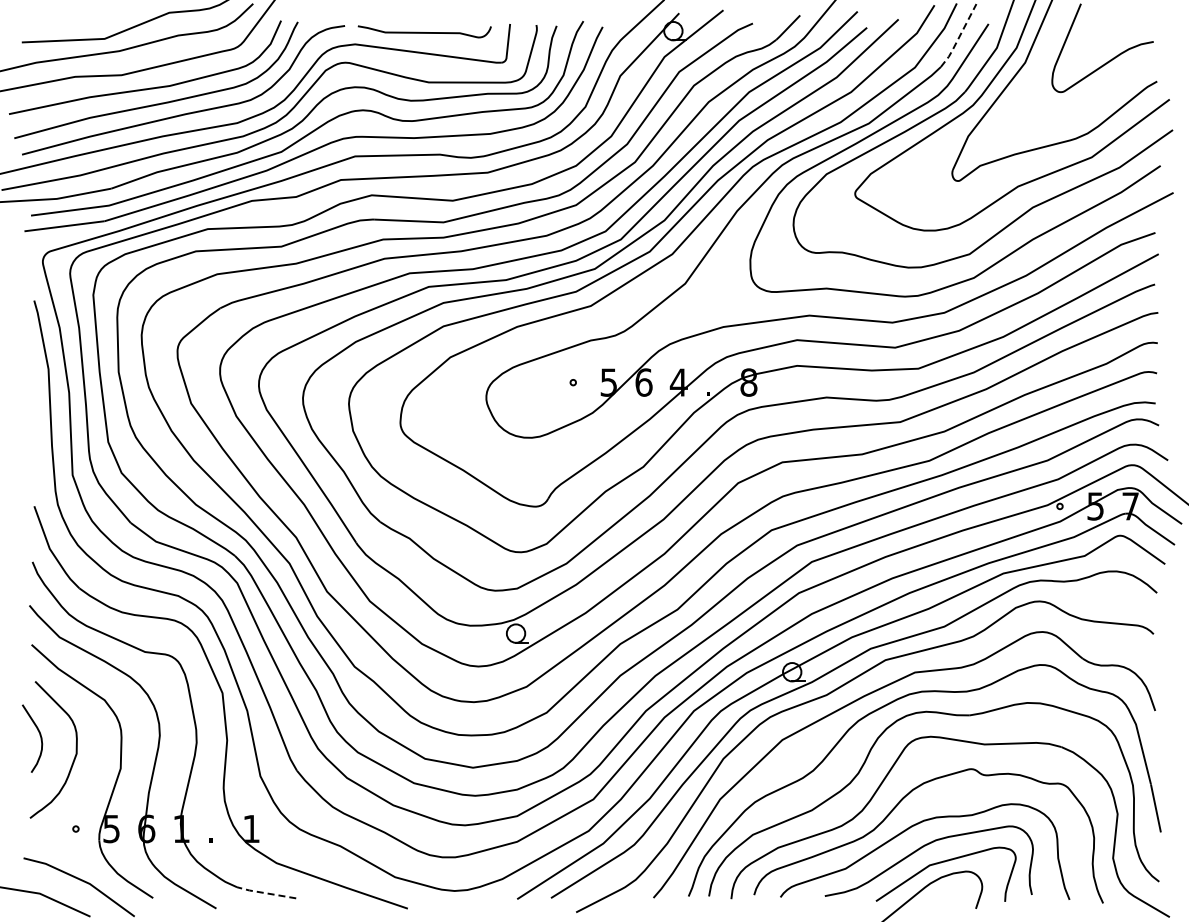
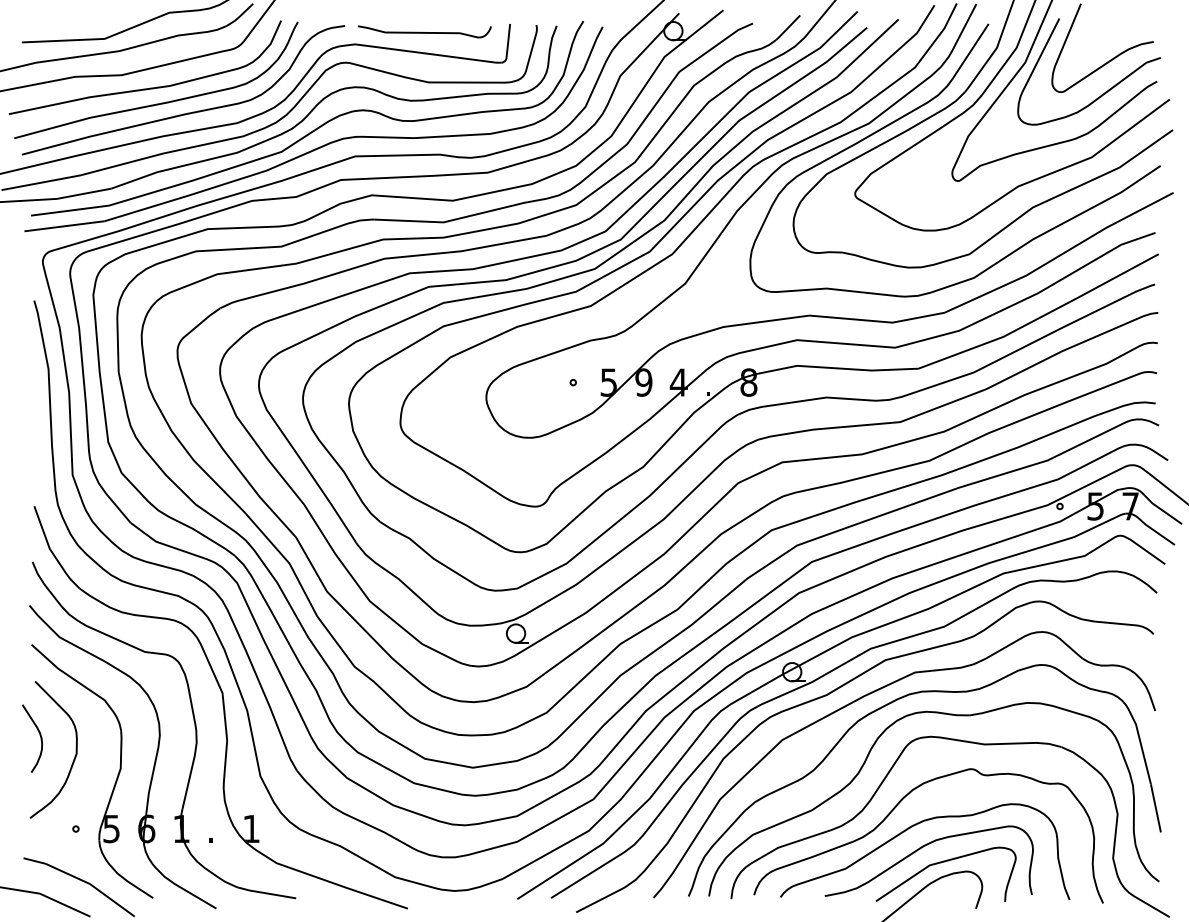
line: dashed -> solid (959, 37)
curve: none -> present (1105, 91)
text: 6 -> 9 (643, 382)
line: dashed -> solid (266, 893)
